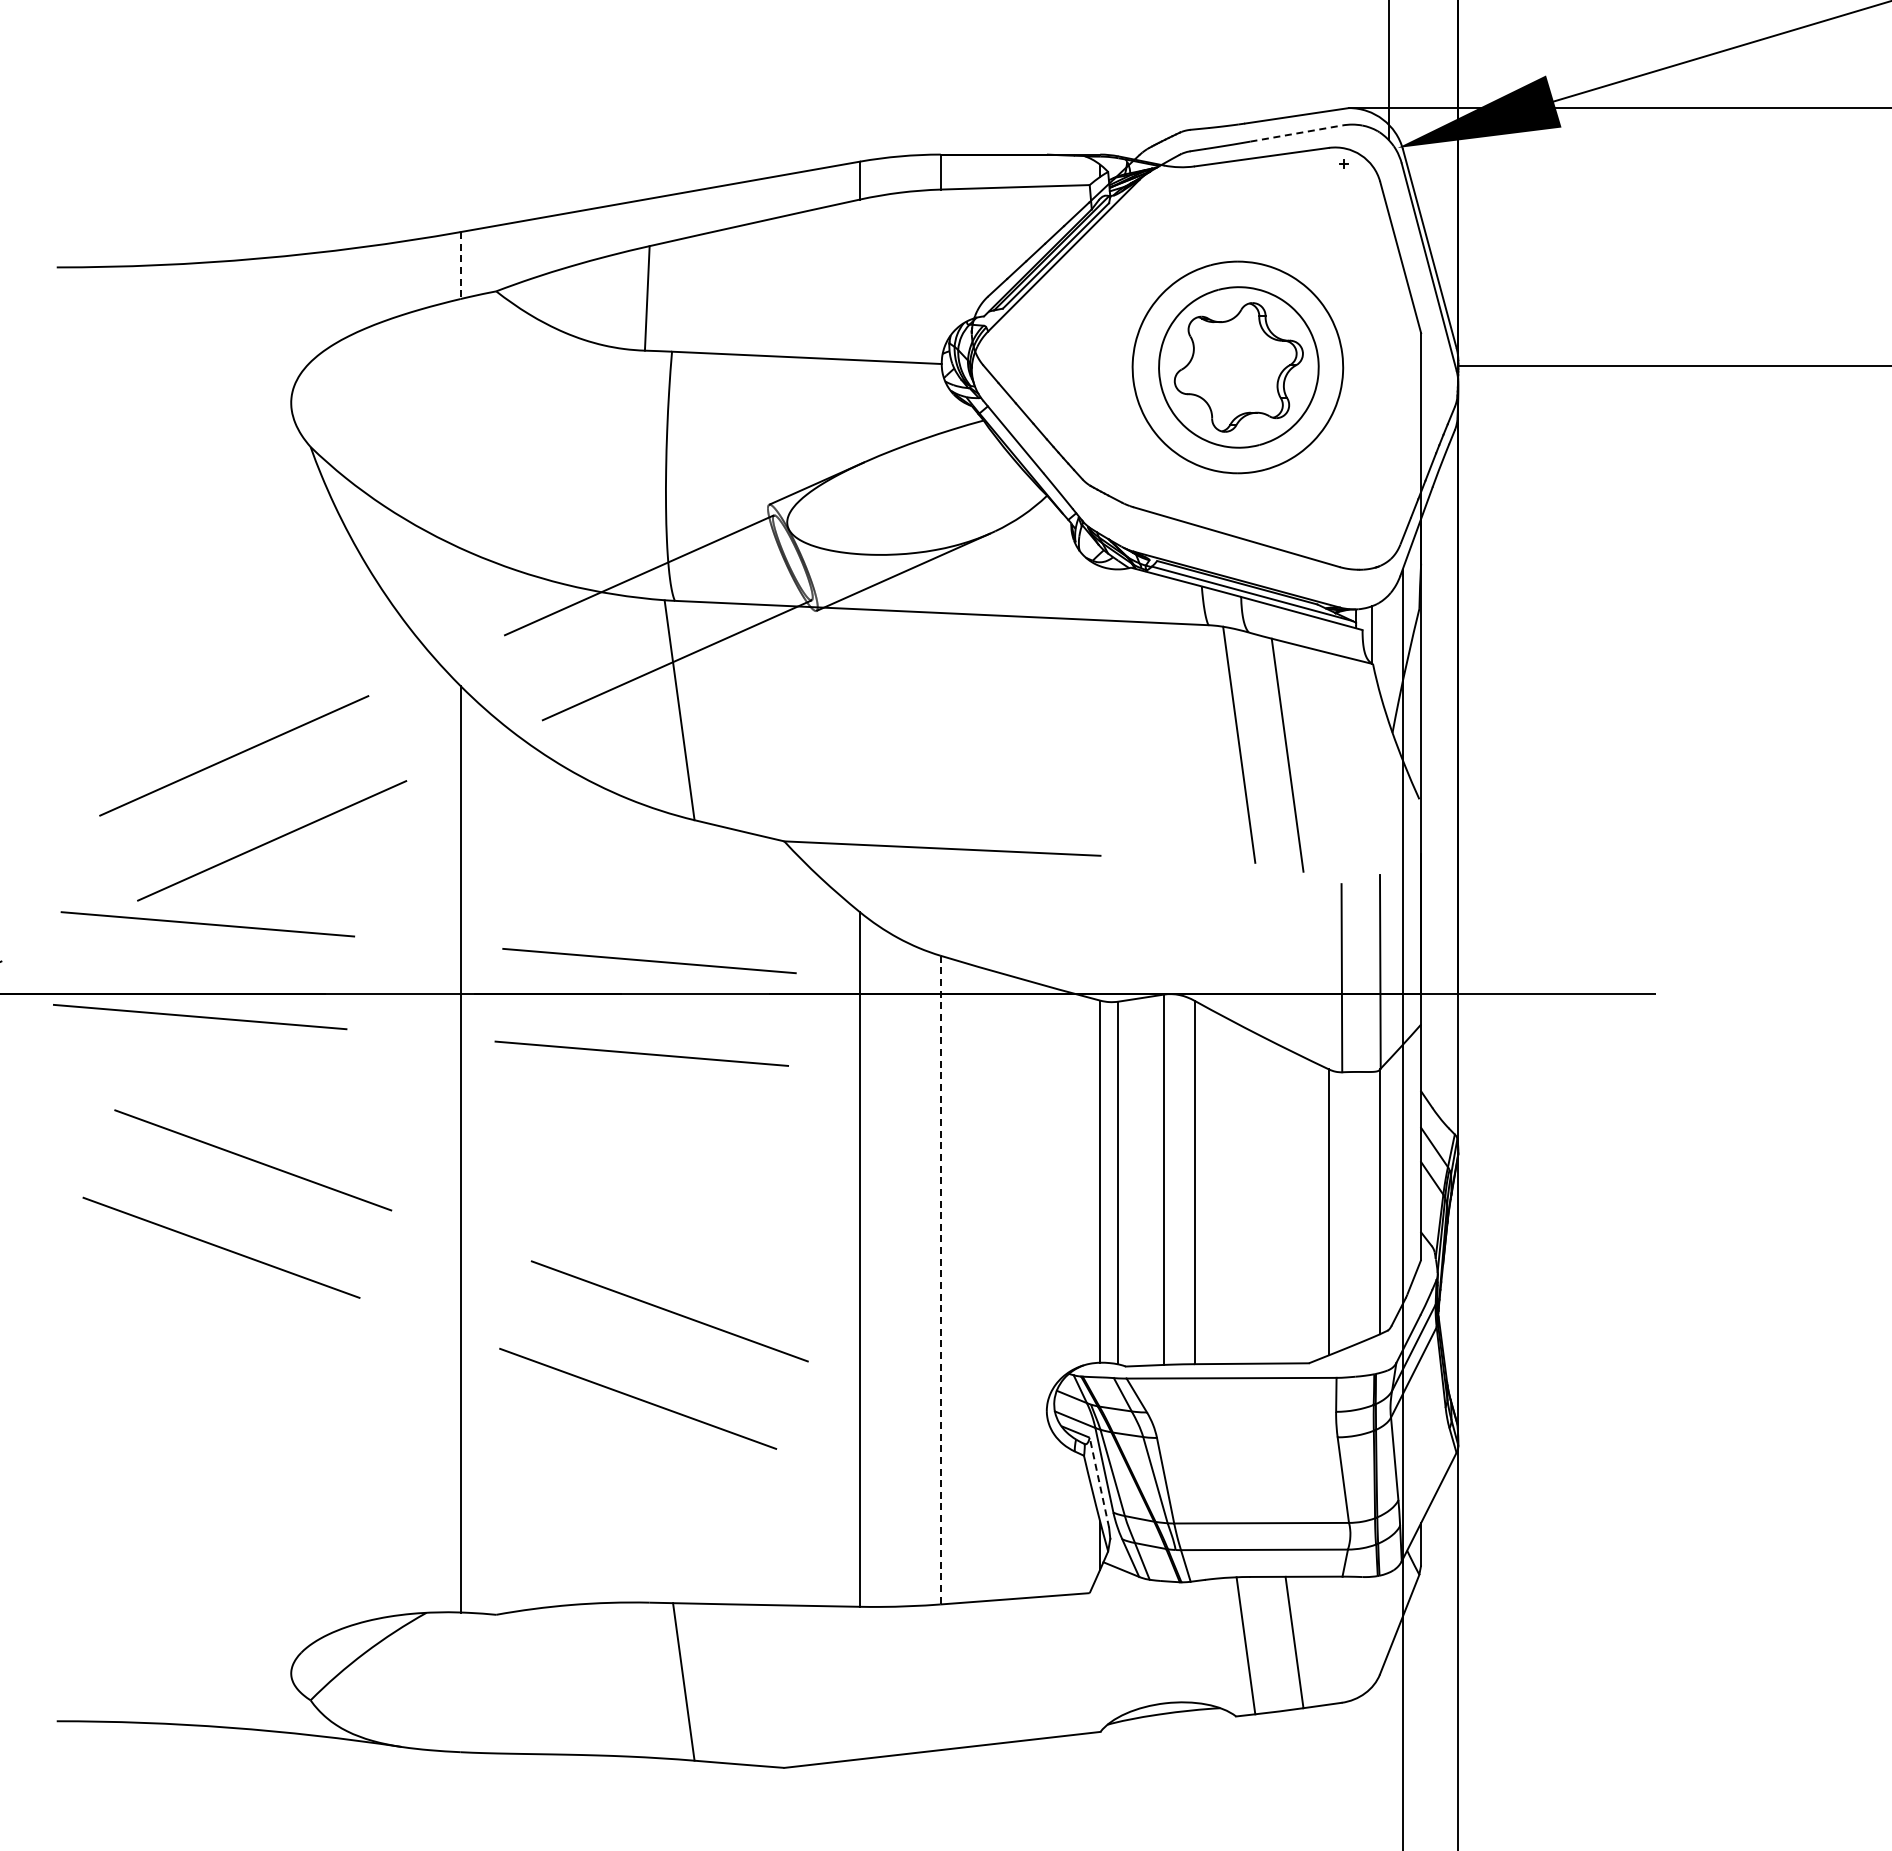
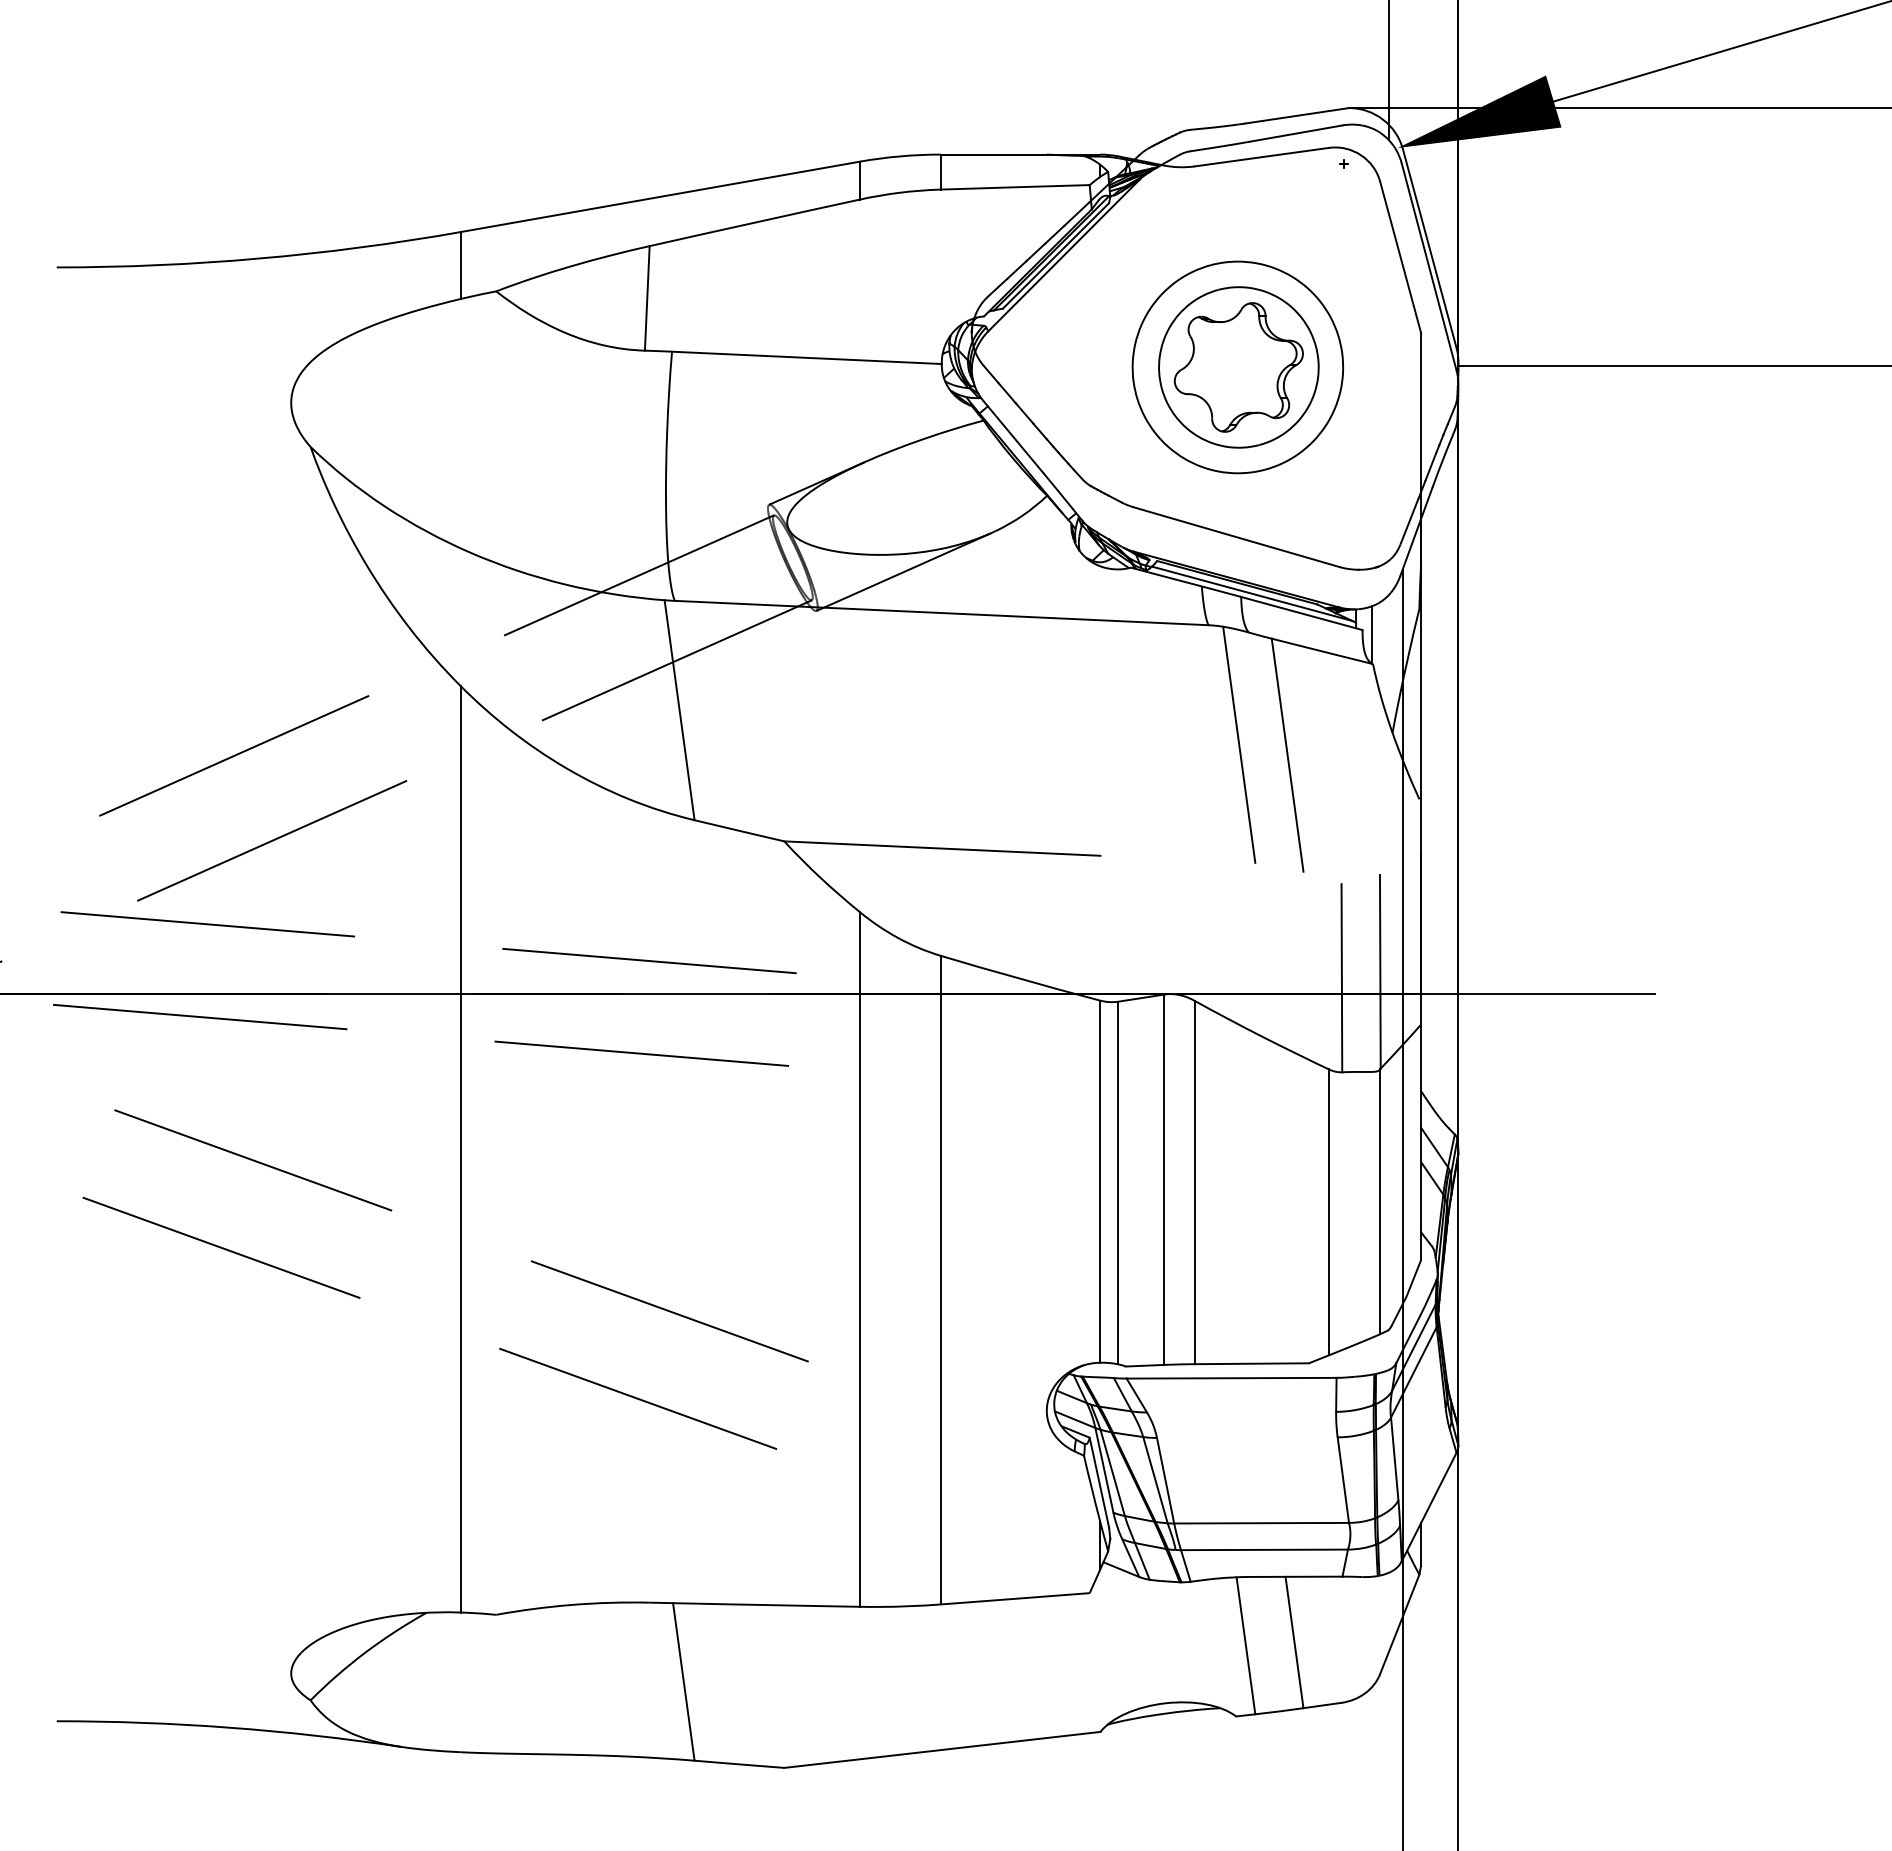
line: dashed -> solid (1296, 133)
line: dashed -> solid (460, 266)
line: dashed -> solid (940, 1280)
line: dashed -> solid (1099, 1482)
